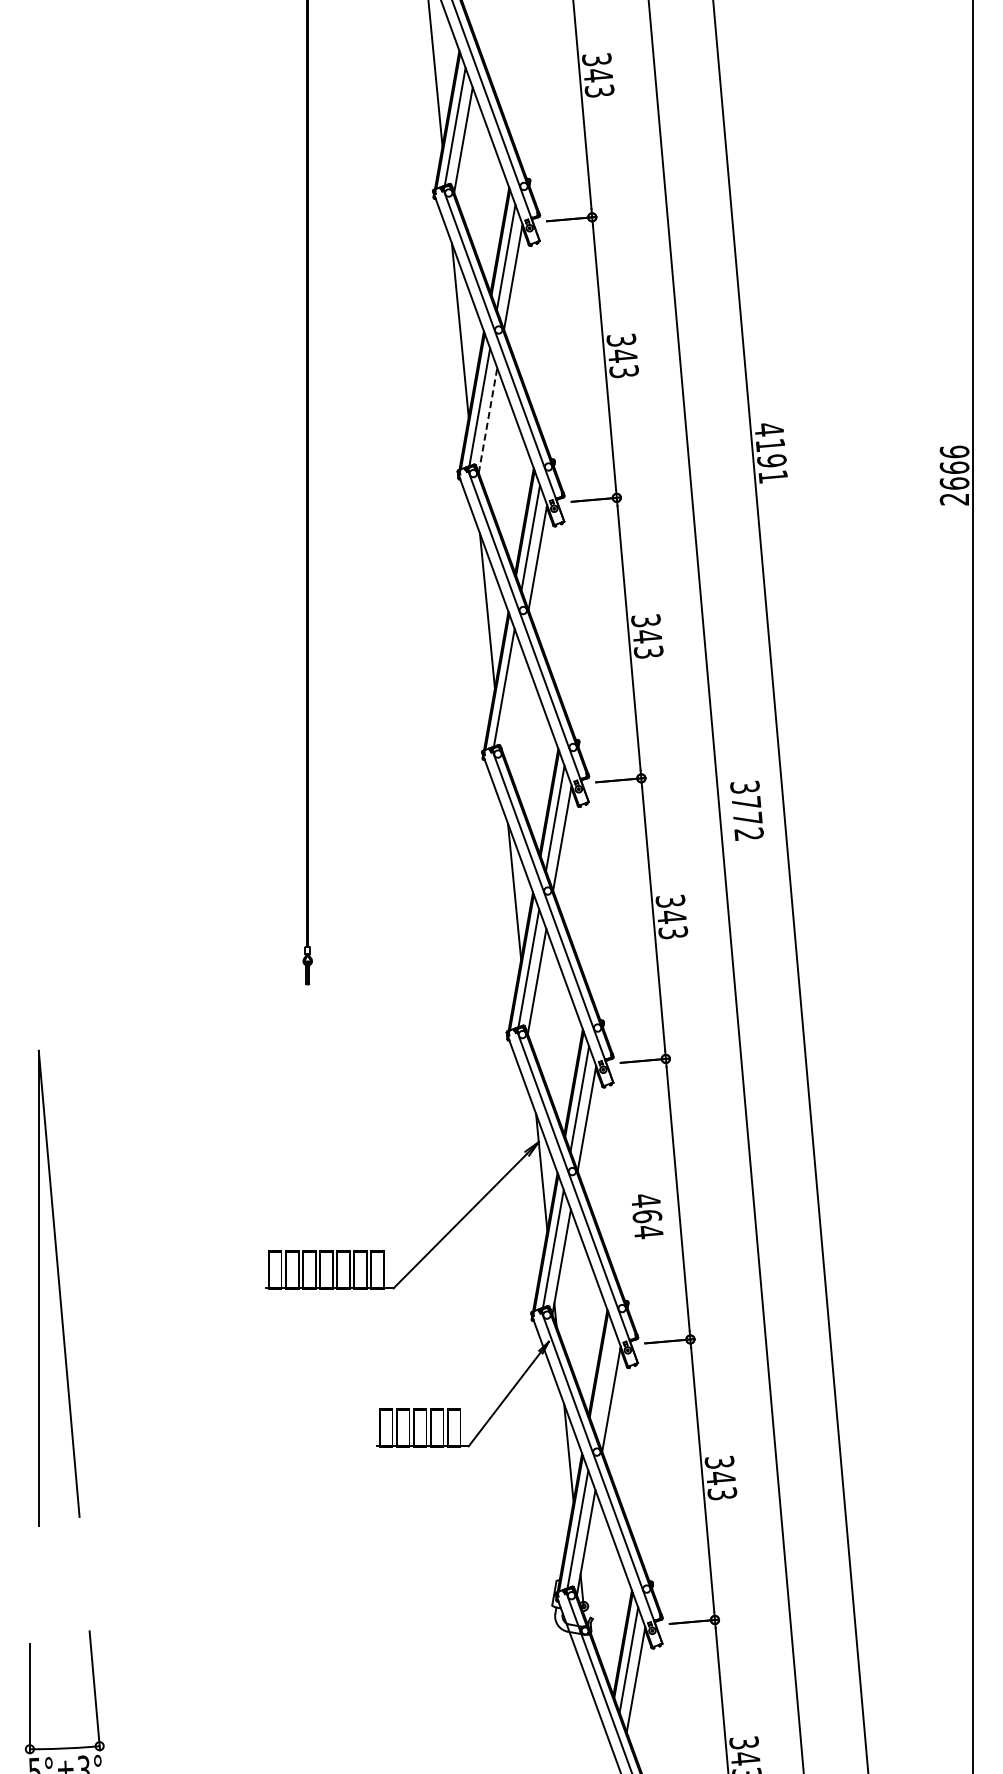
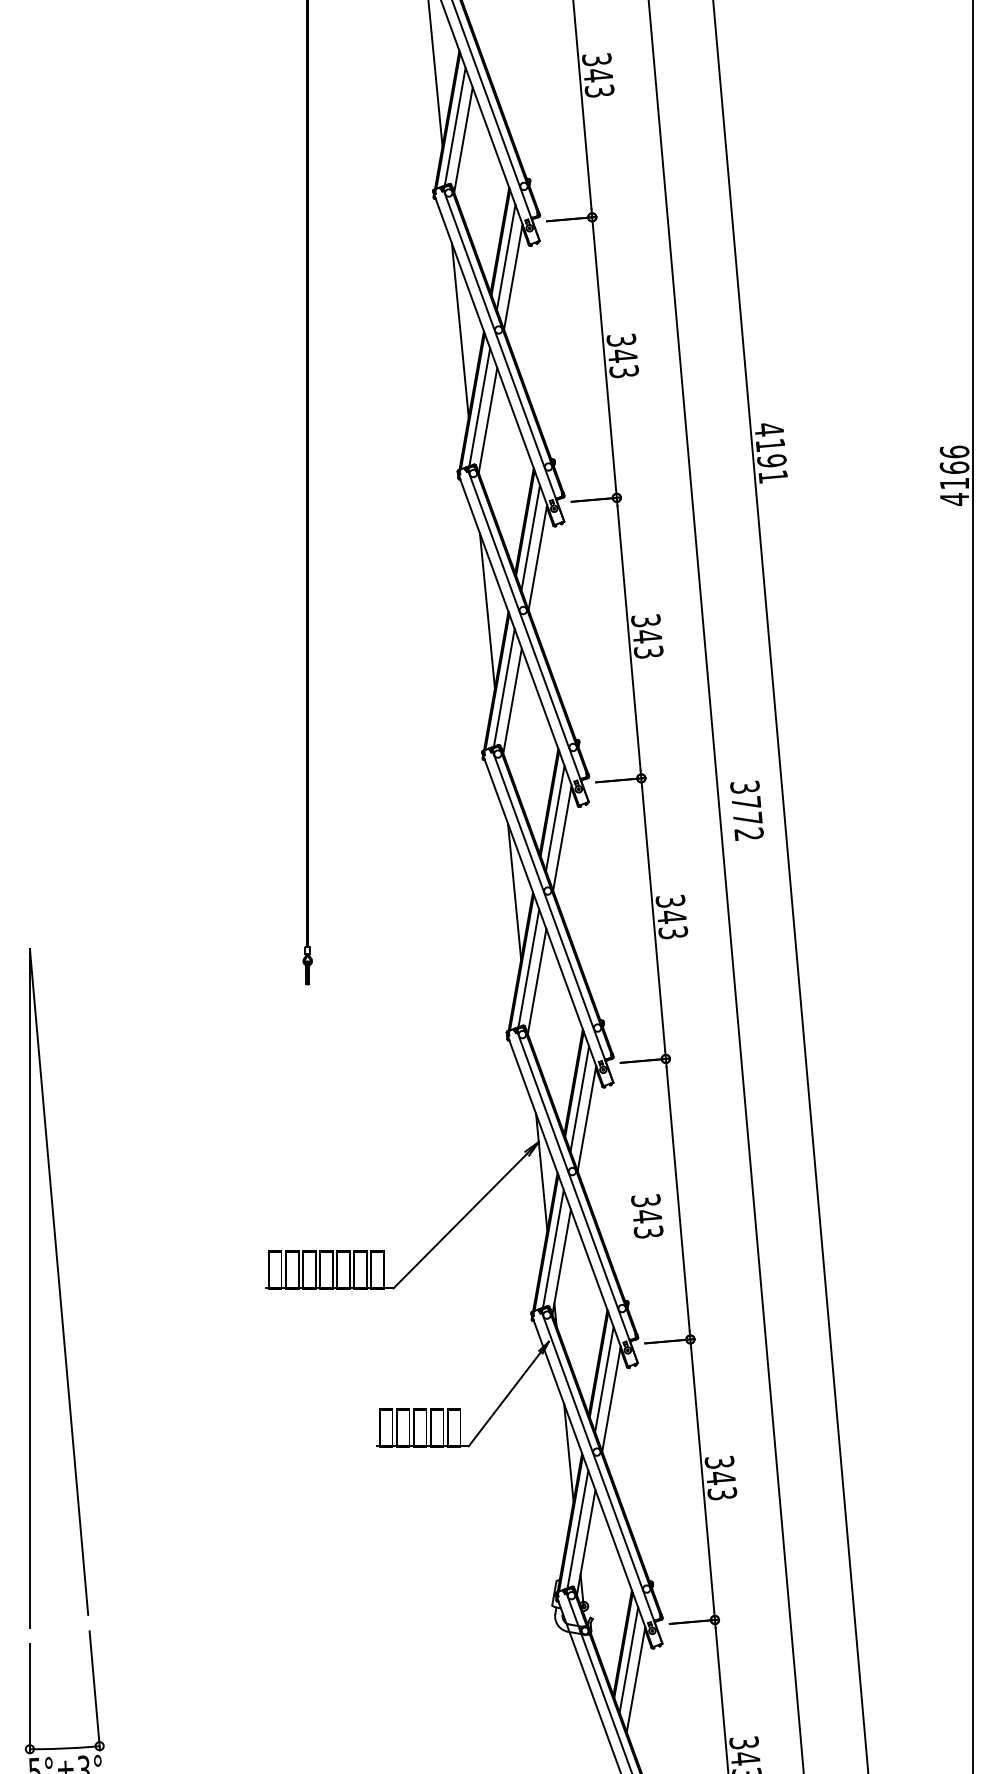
line: dashed -> solid (488, 420)
text: 2666 -> 4166 (954, 491)
line: none -> present (512, 700)
text: 464 -> 343 (647, 1216)
part size: 44x478 px -> 61x681 px (59, 1288)
line: none -> present (604, 1379)
